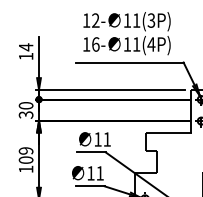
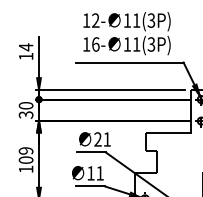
text: 11(4P) -> 11(3P) (151, 44)
text: 11 -> 21 (97, 139)
